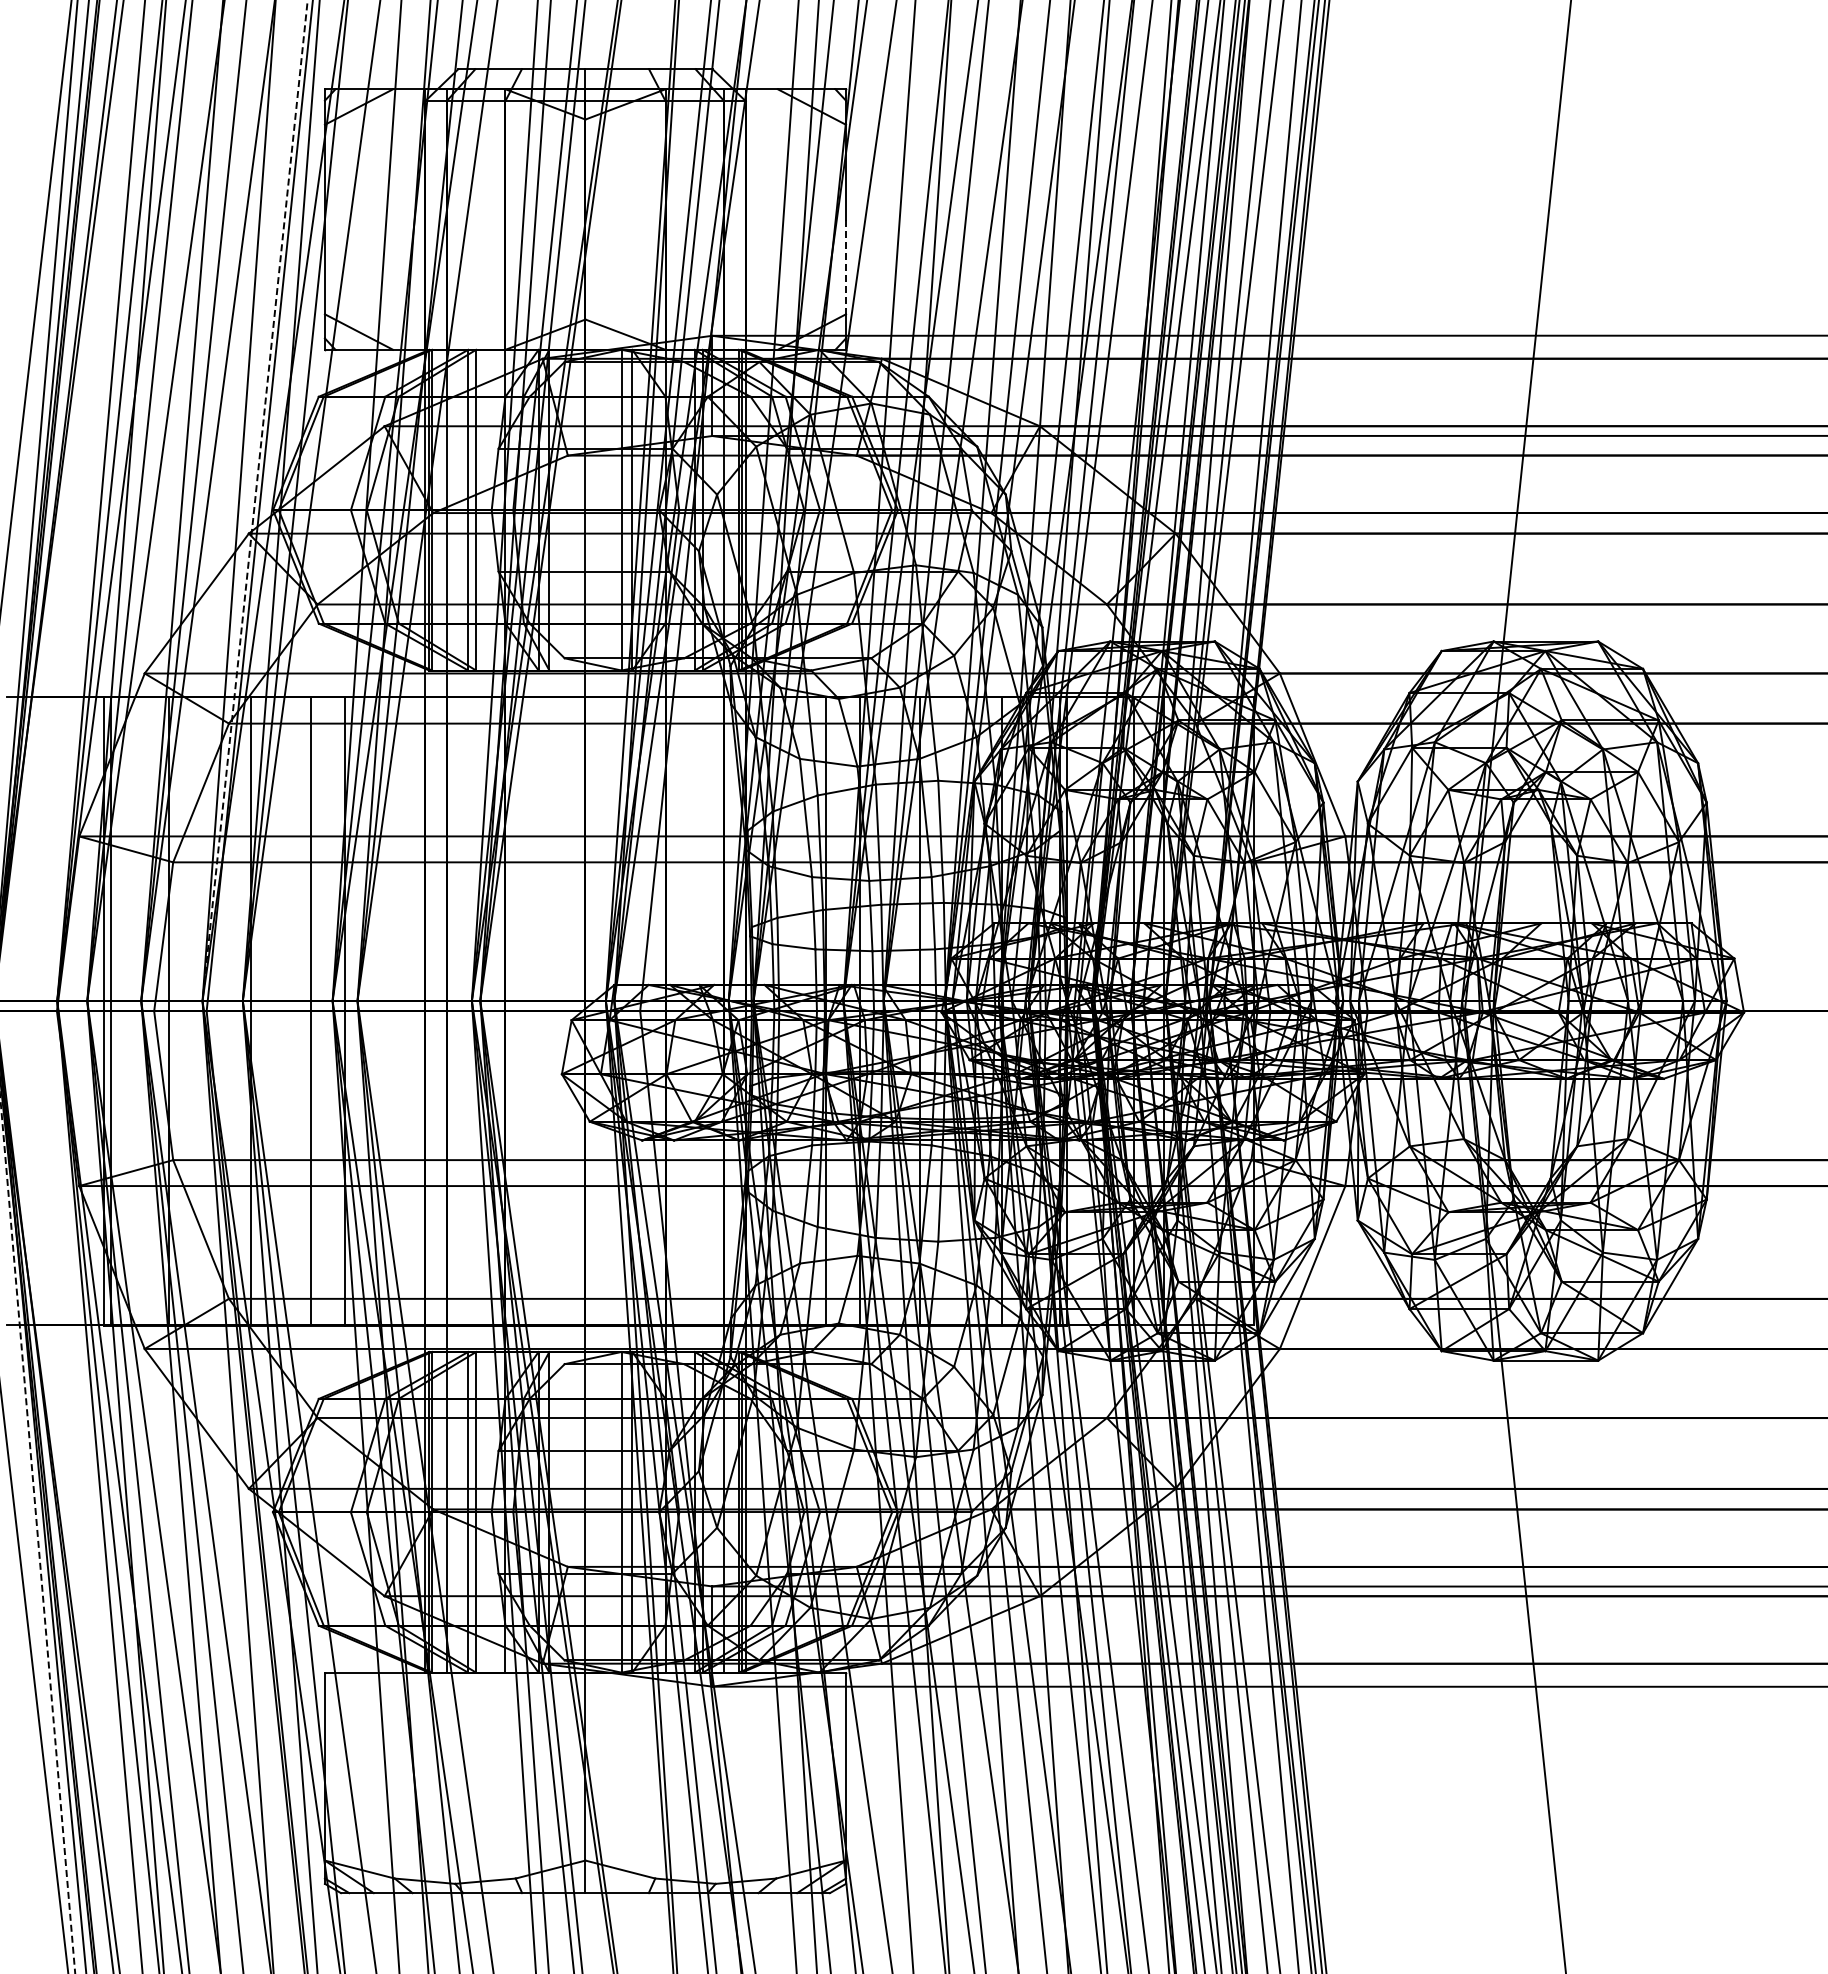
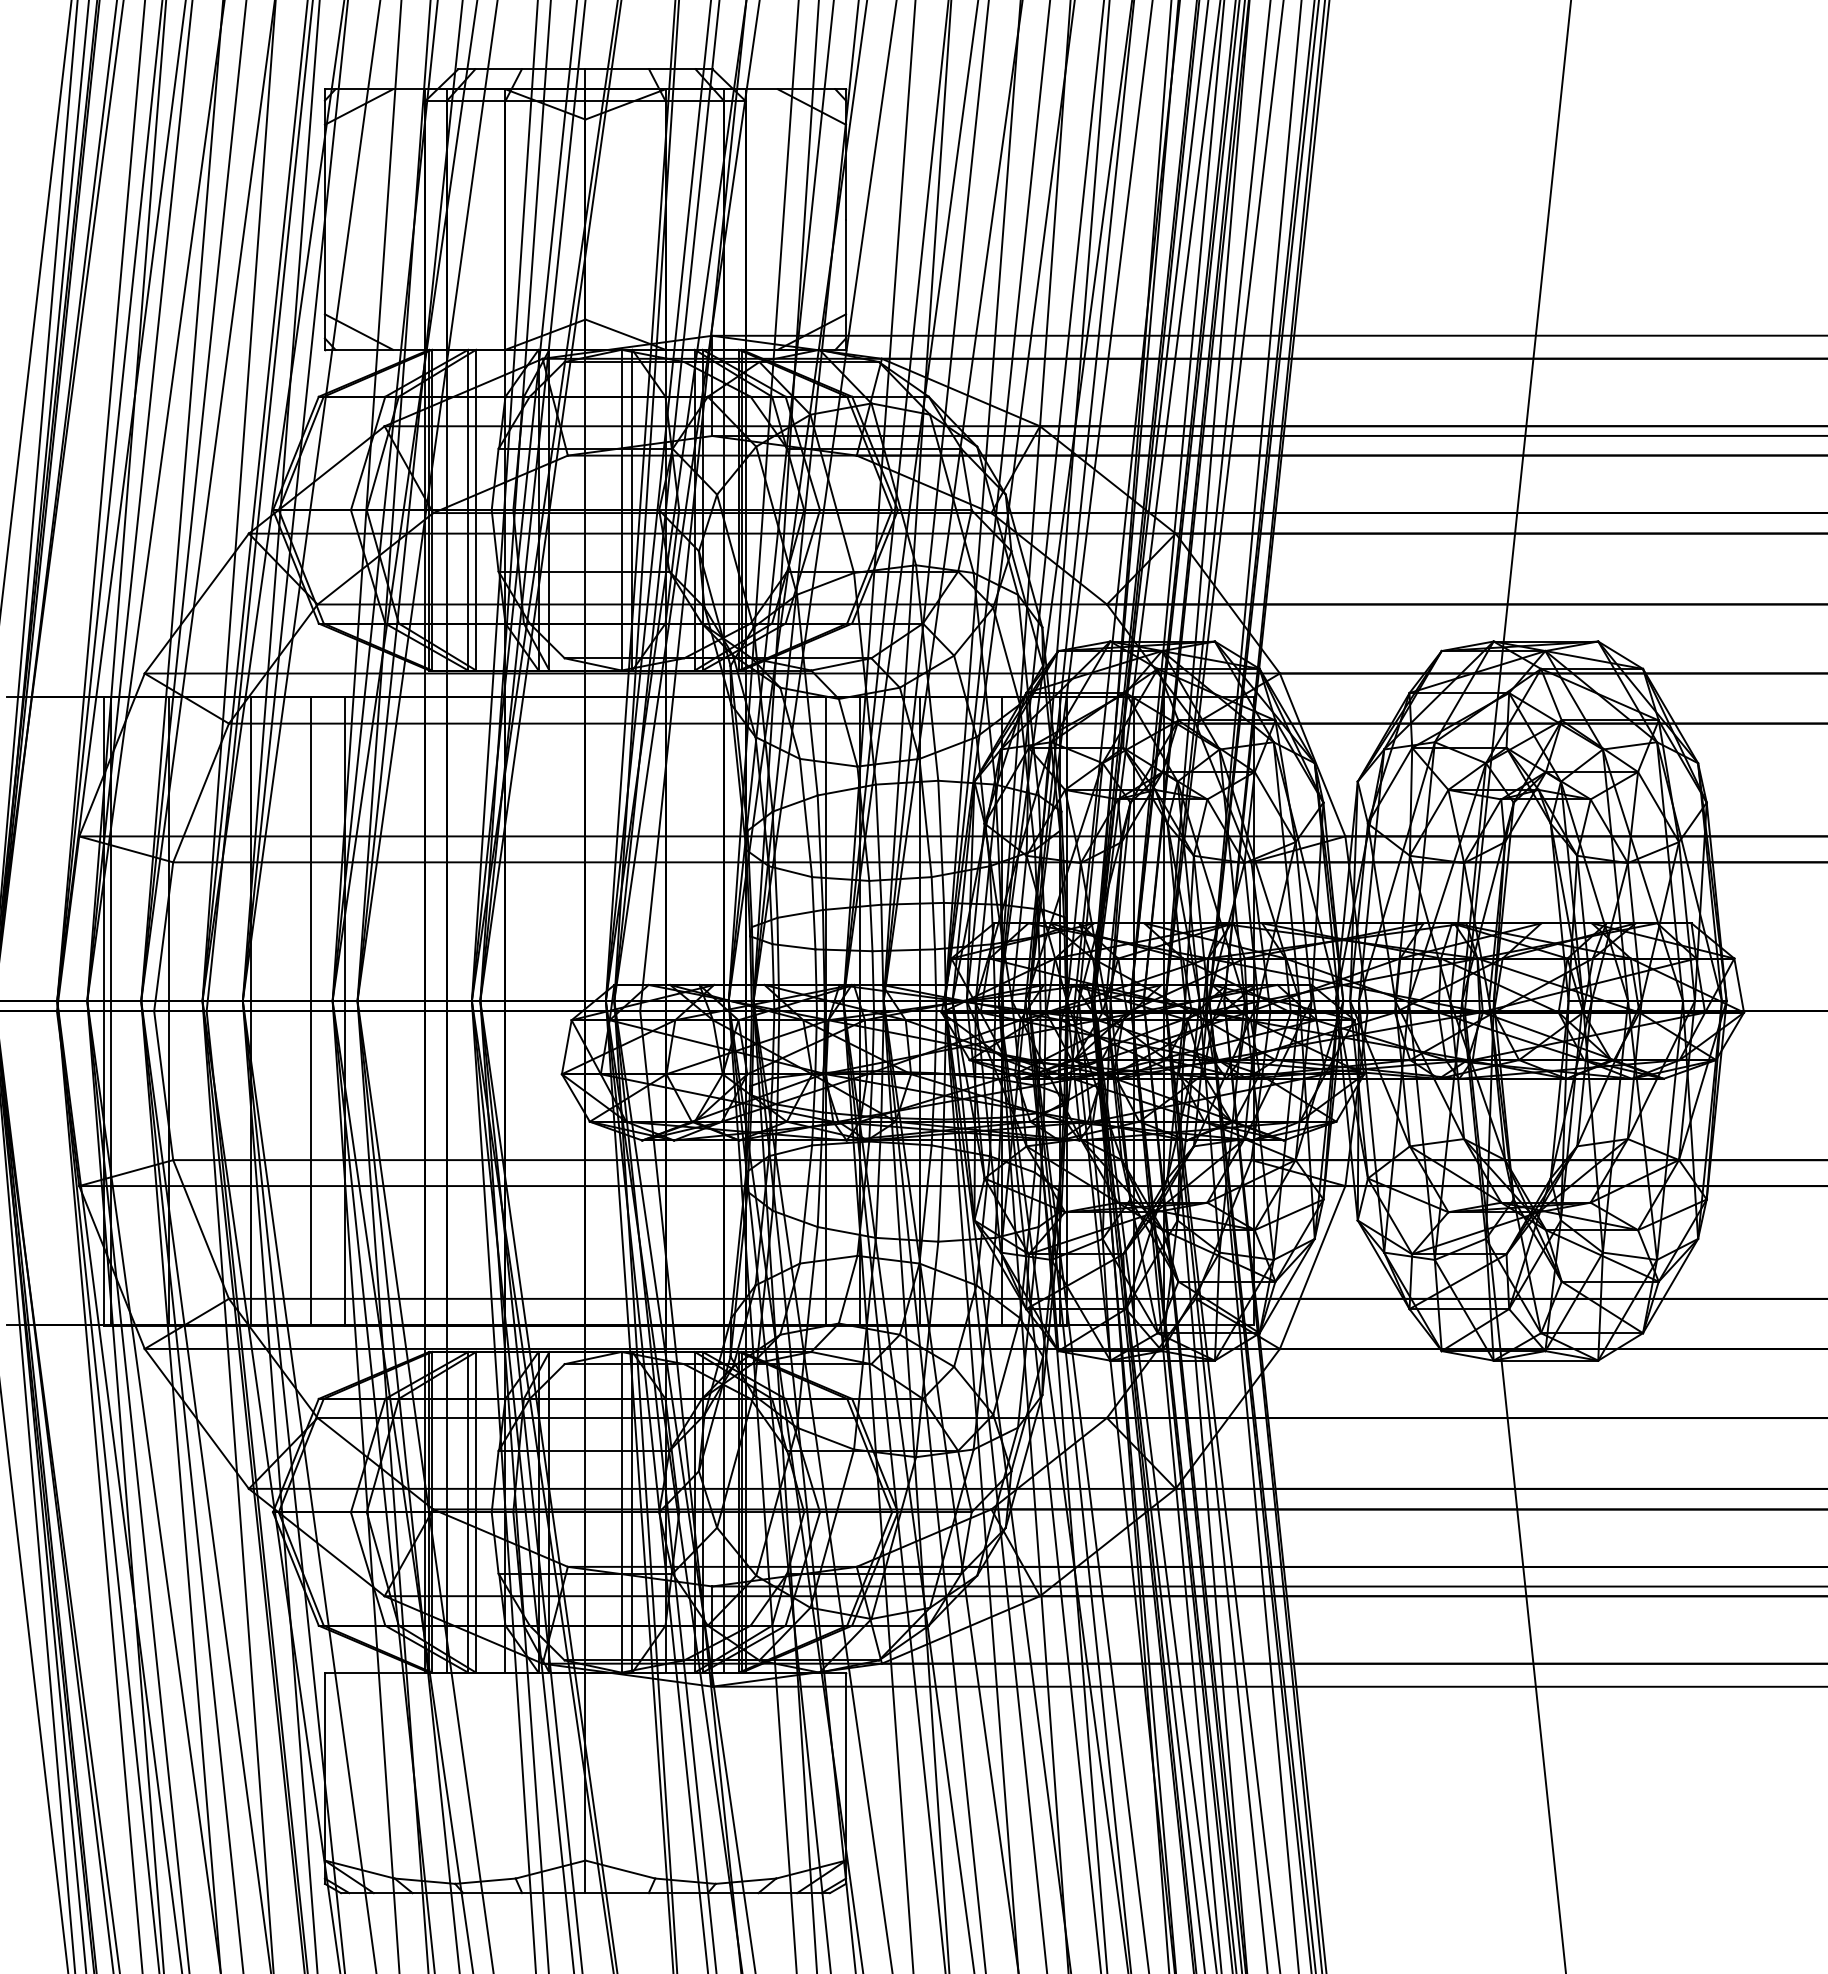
line: dashed -> solid (846, 267)
line: dashed -> solid (255, 500)
line: dashed -> solid (37, 1533)
